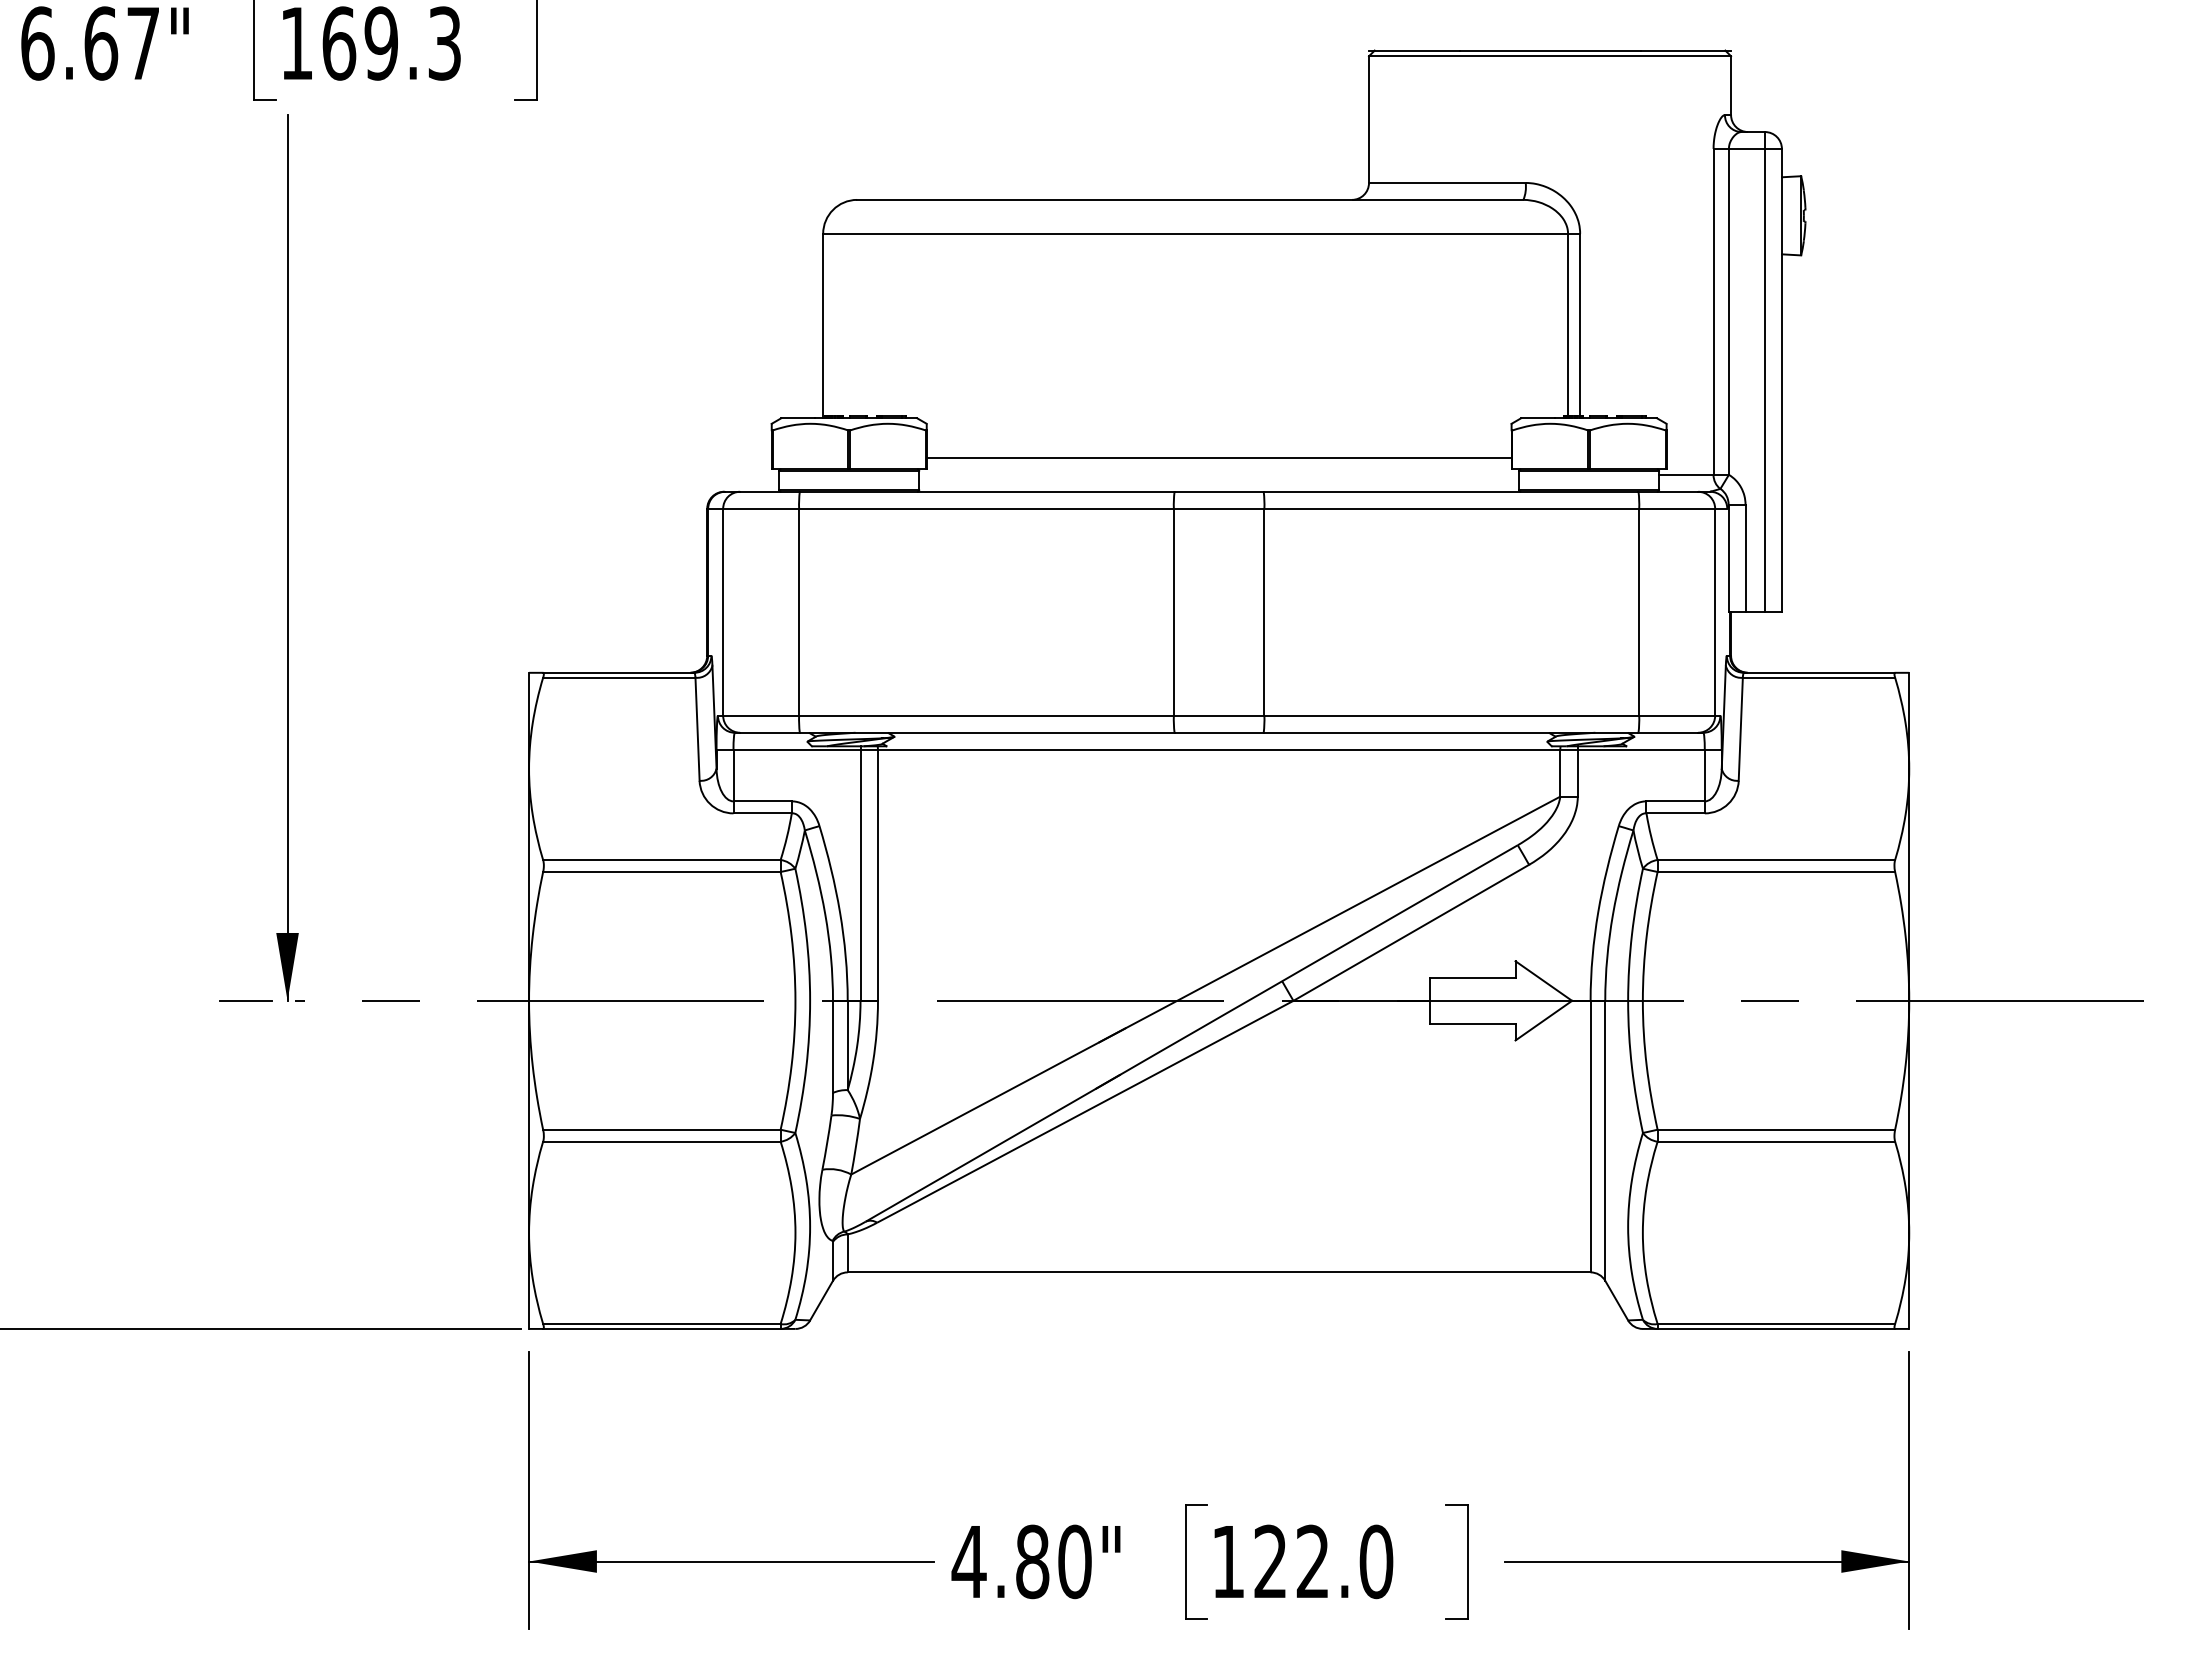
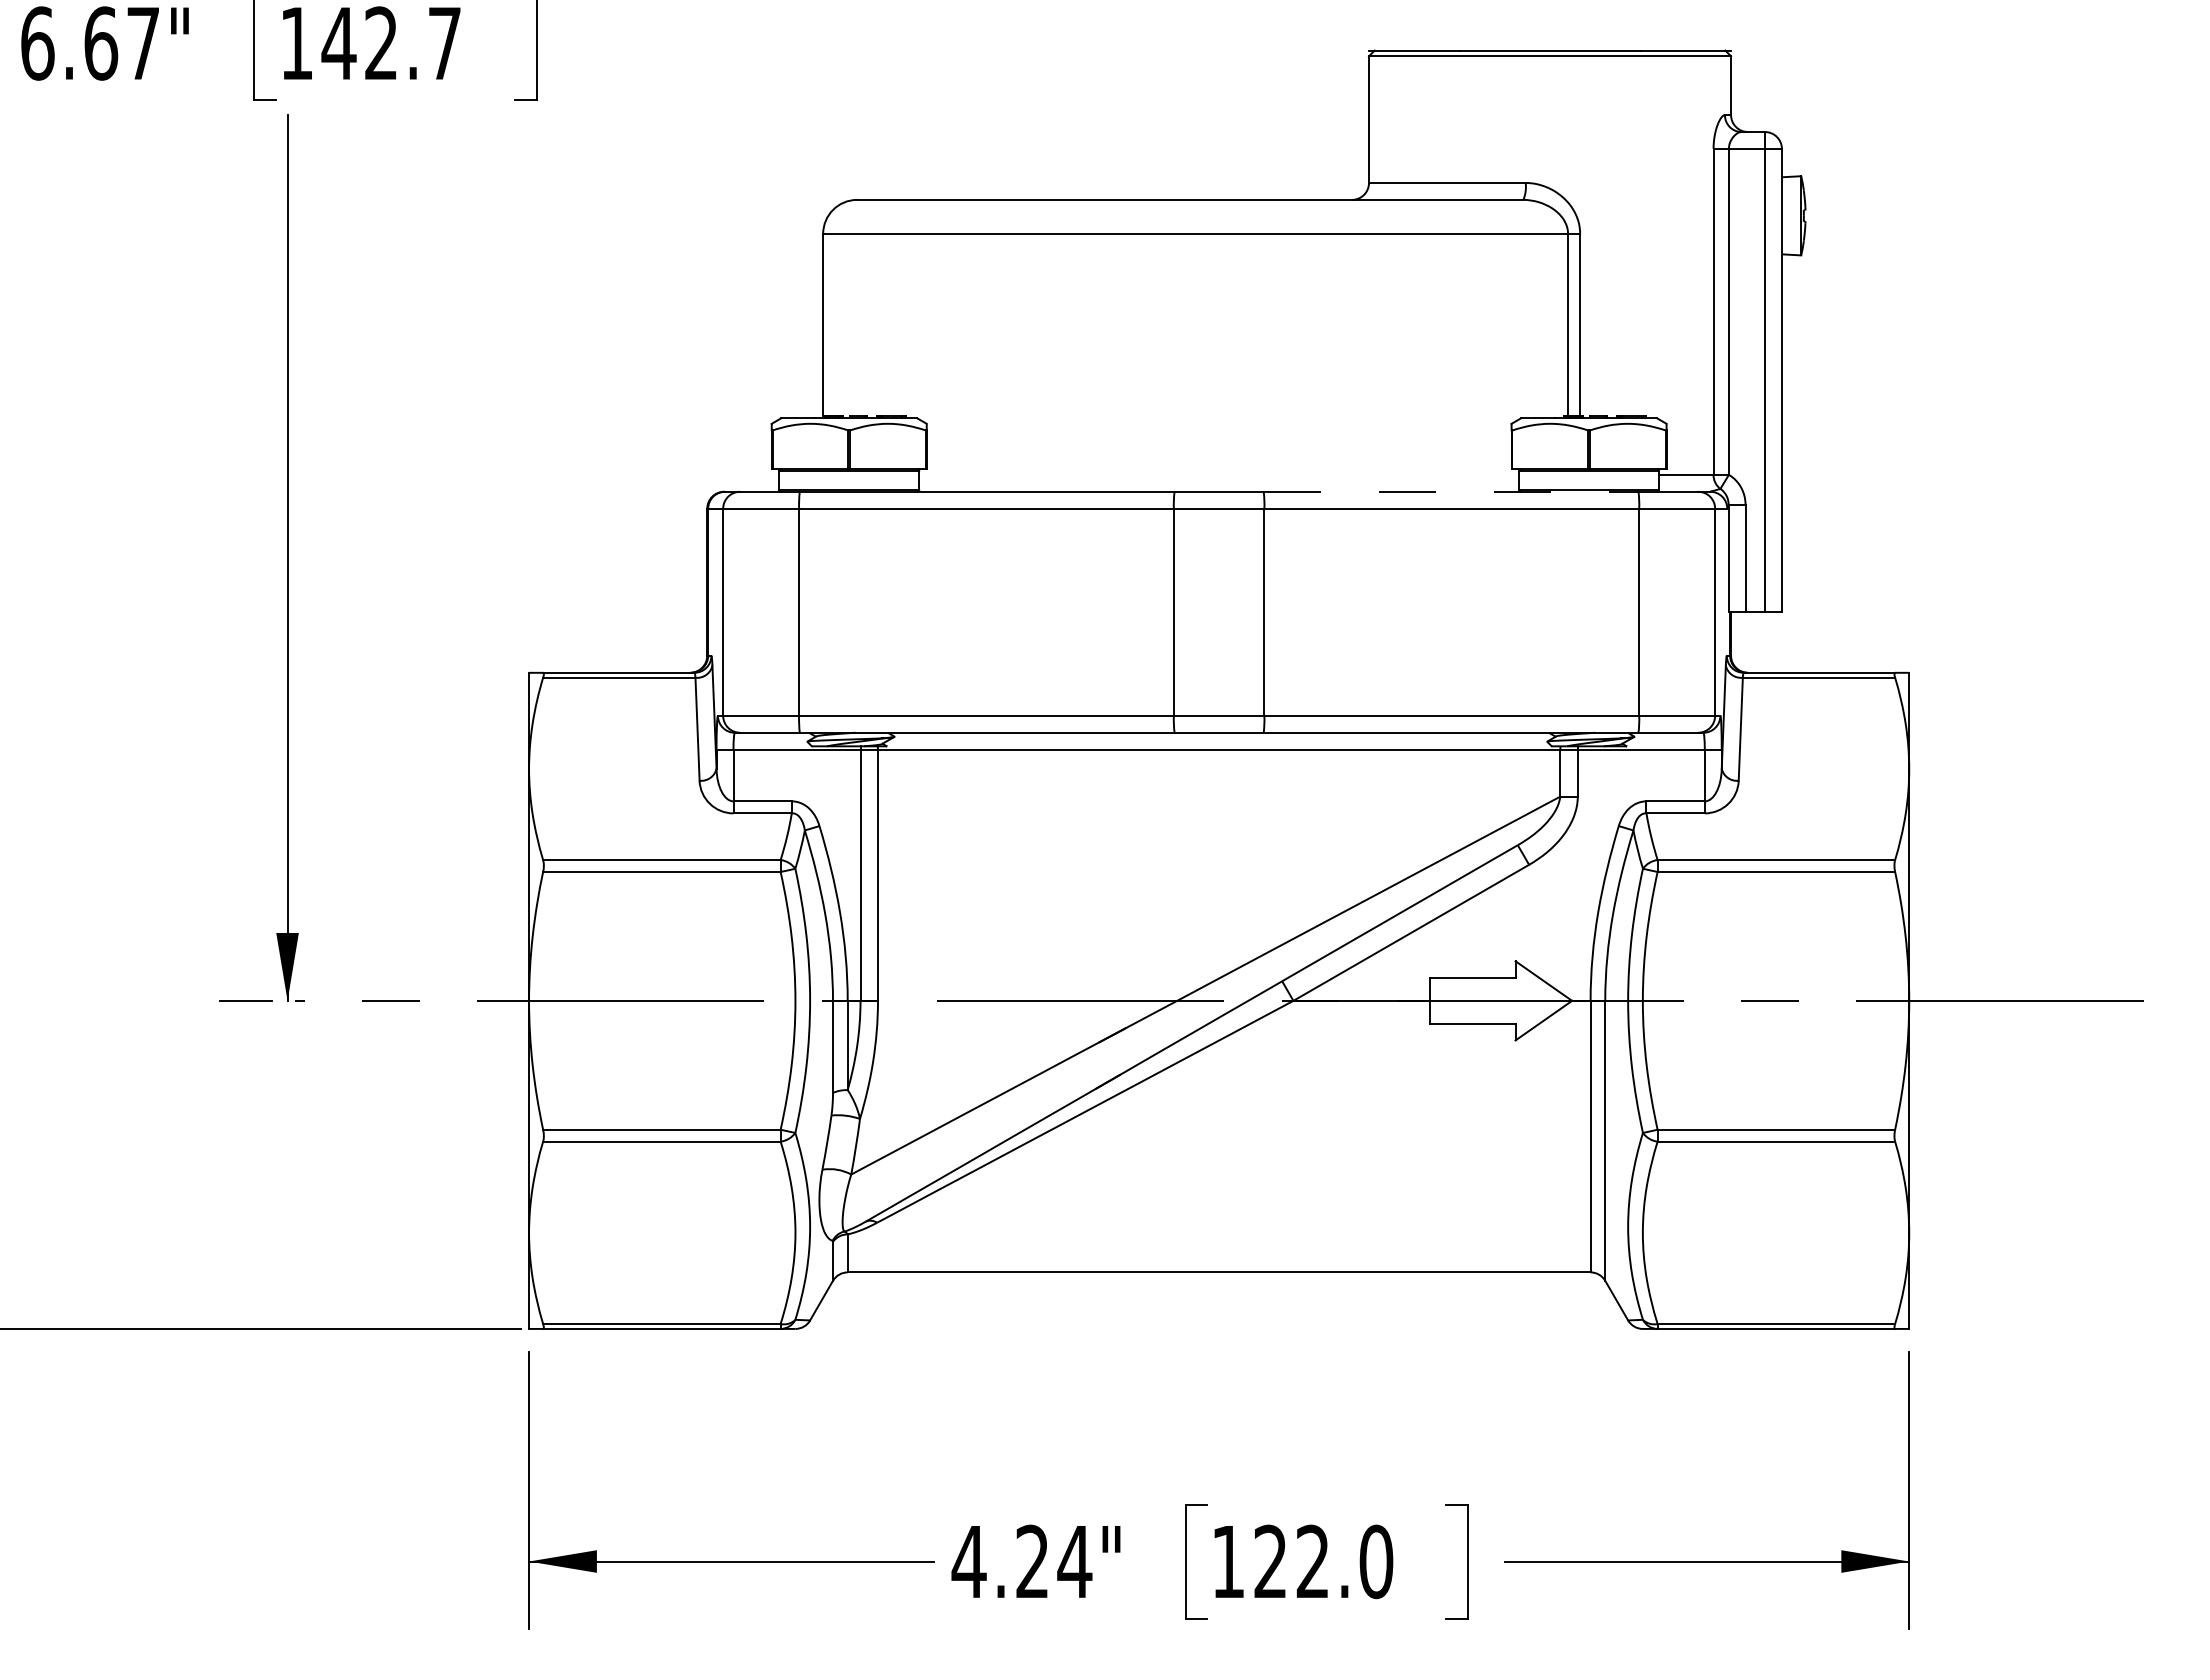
text: 169.3 -> 142.7 (390, 43)
line: present -> none (1218, 457)
line: solid -> dashed (1451, 491)
text: 4.80" -> 4.24" (1054, 1561)
